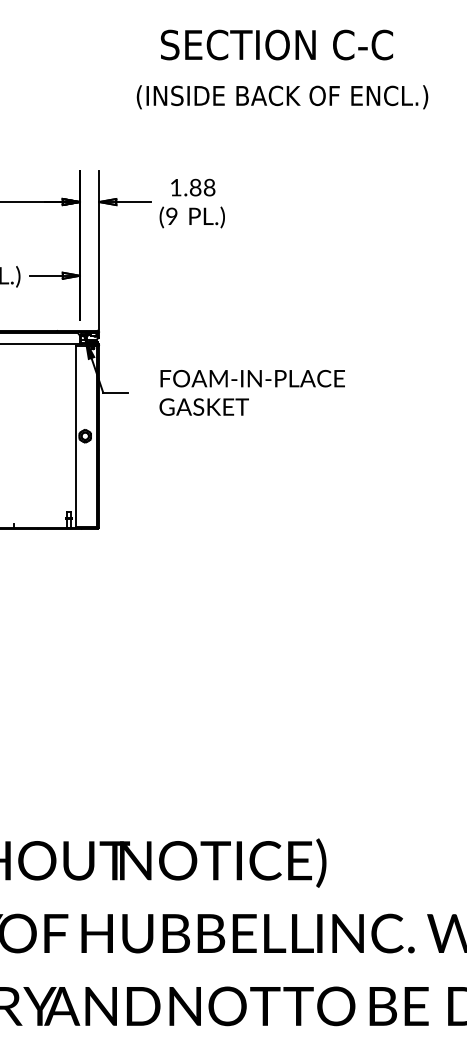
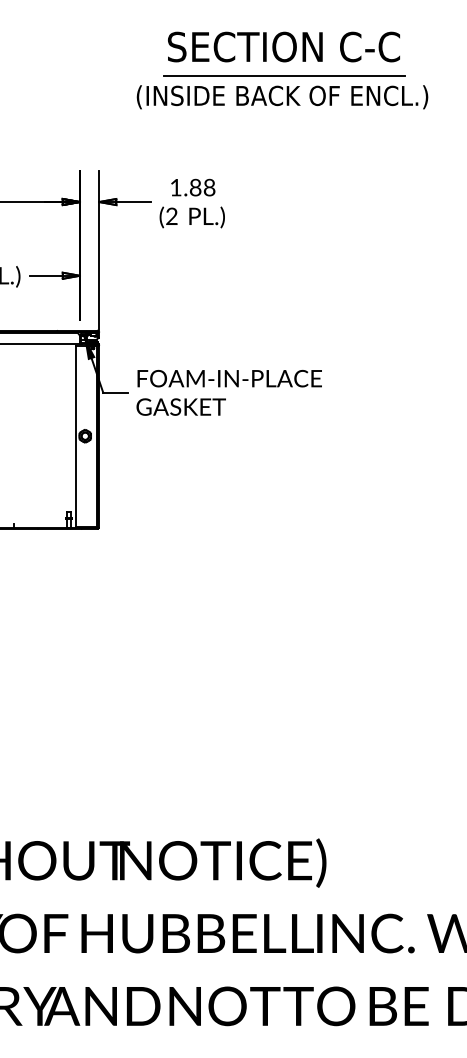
text position: (276, 44) -> (283, 46) (283, 46)
line: none -> present (284, 76)
text: (9 -> (2 (171, 216)
text position: (251, 392) -> (228, 392) (228, 392)
